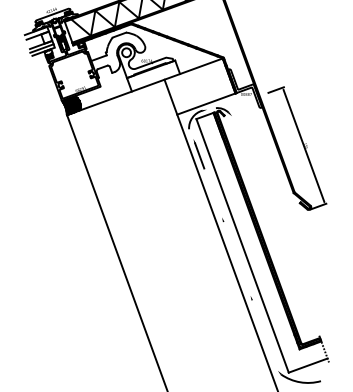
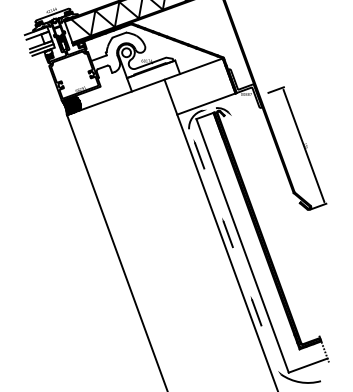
line: none -> present (227, 234)
line: none -> present (256, 312)
